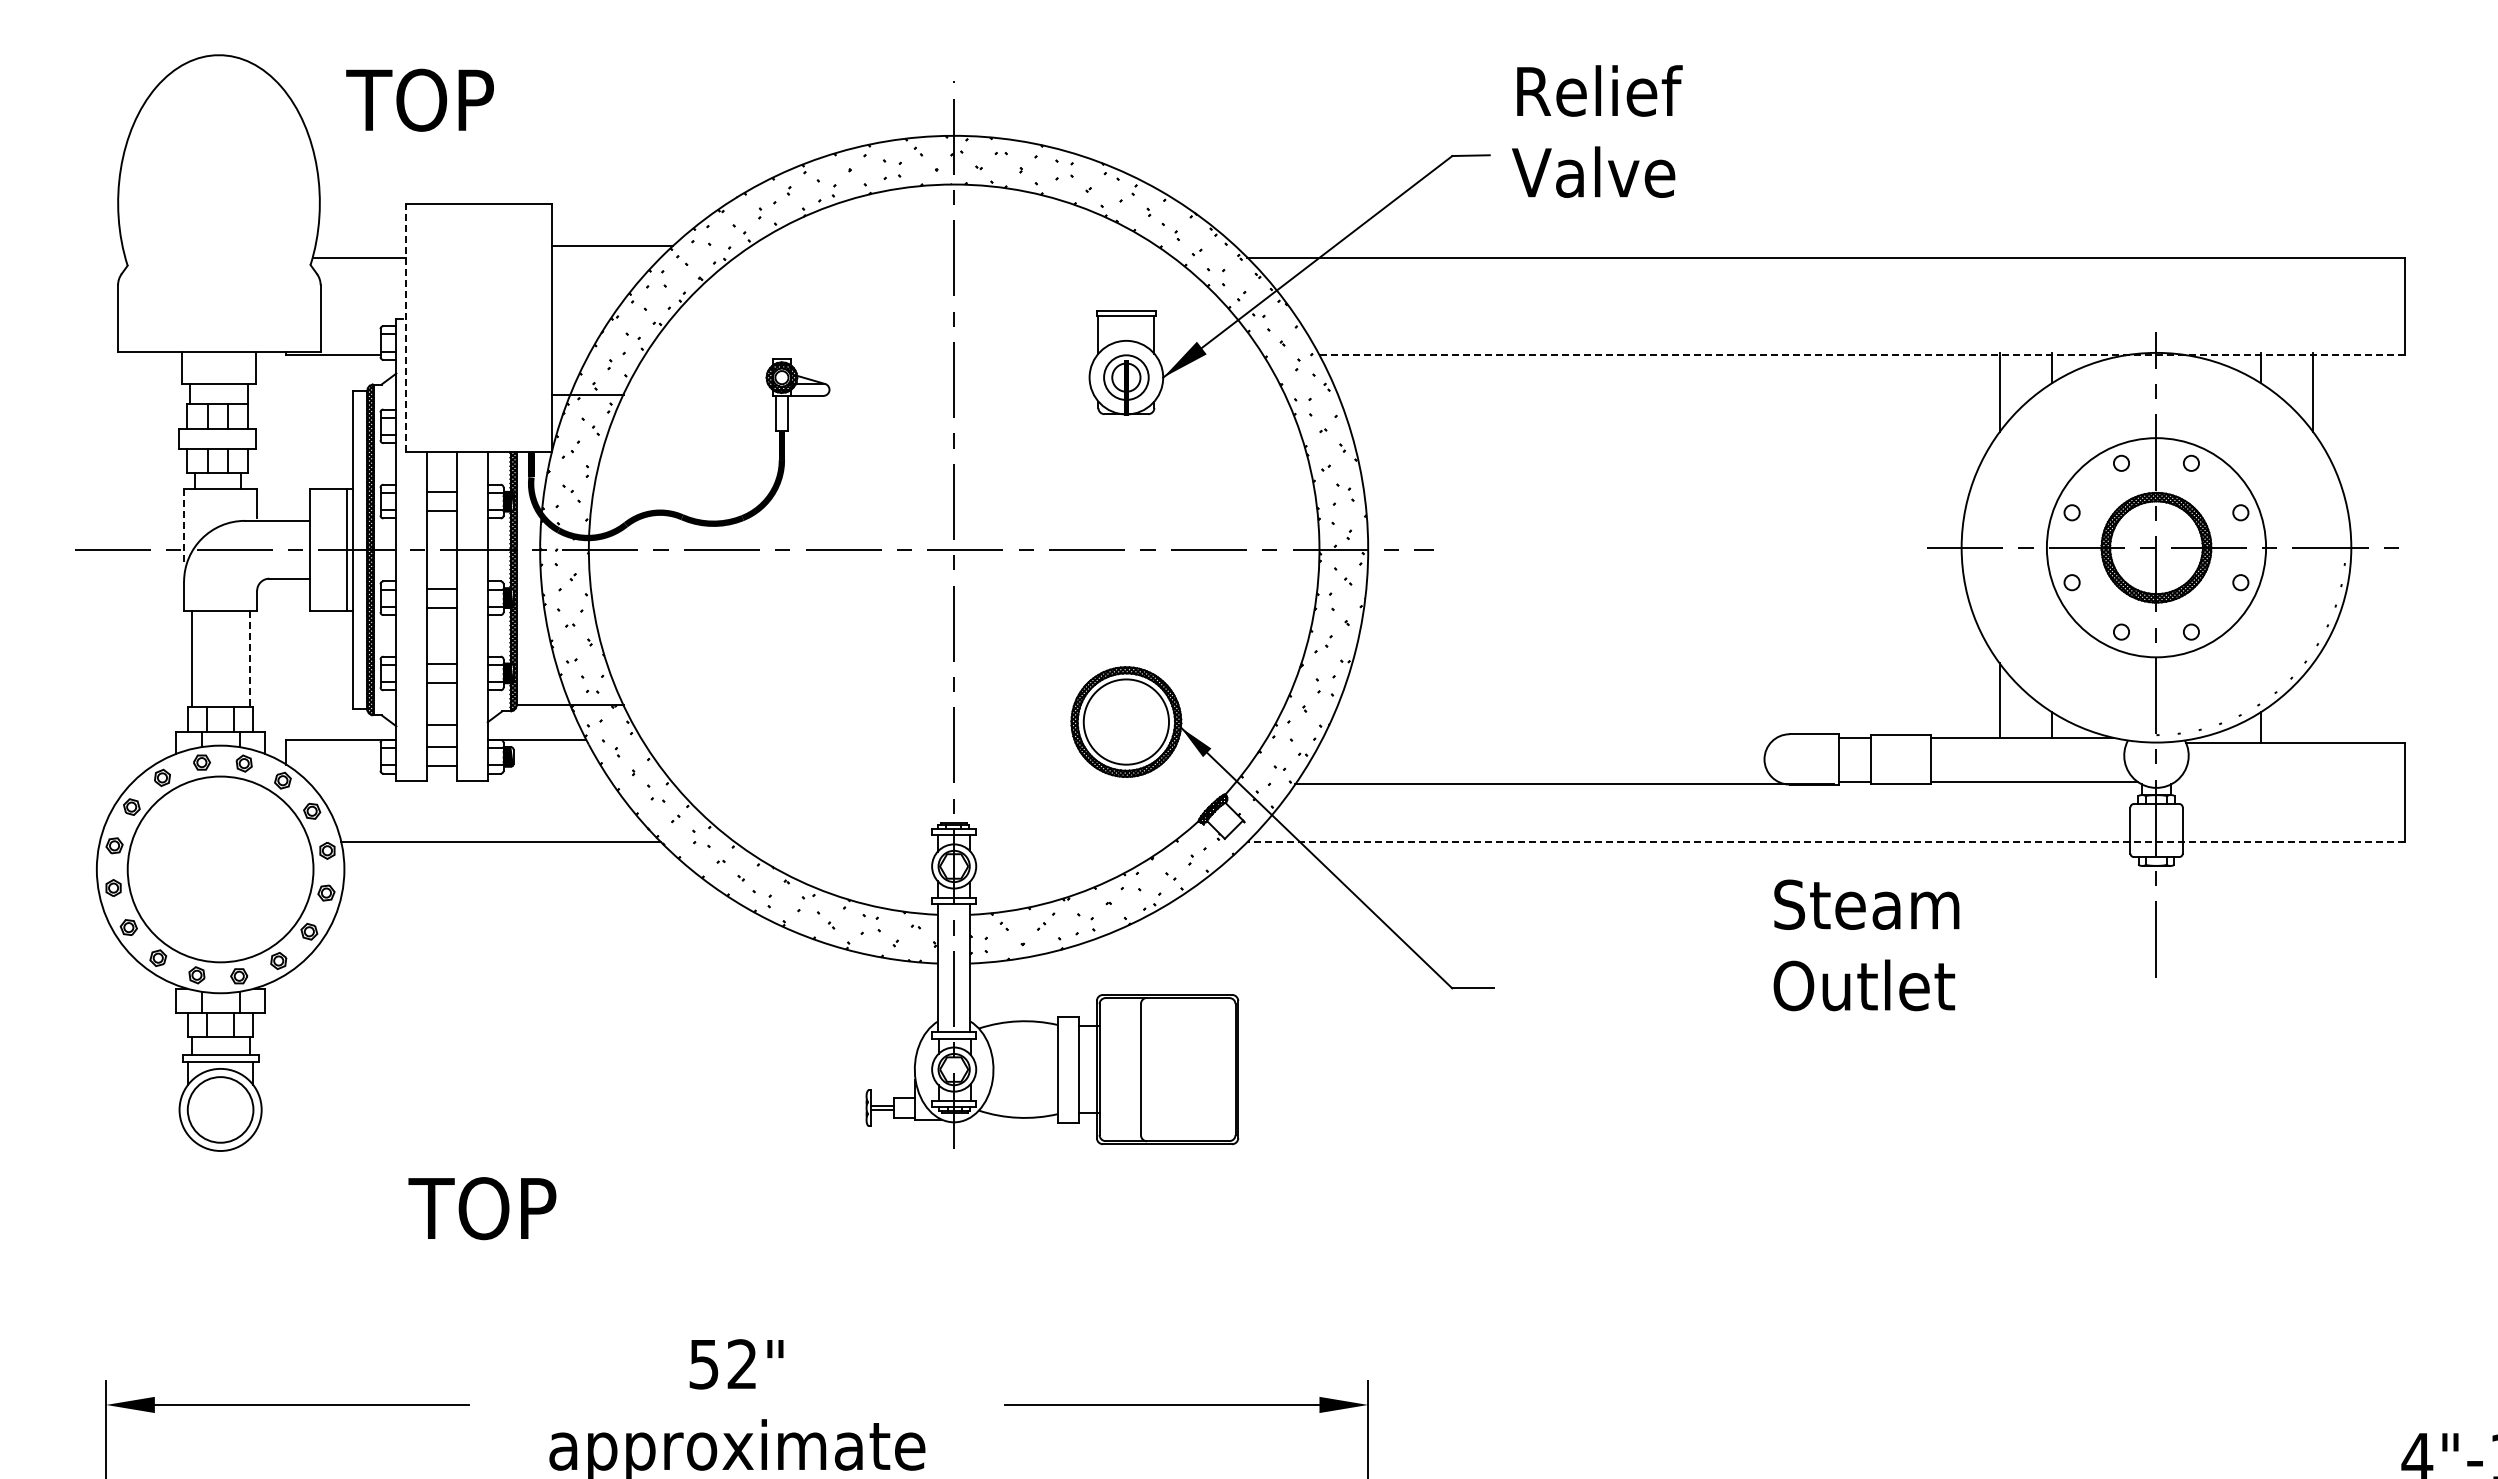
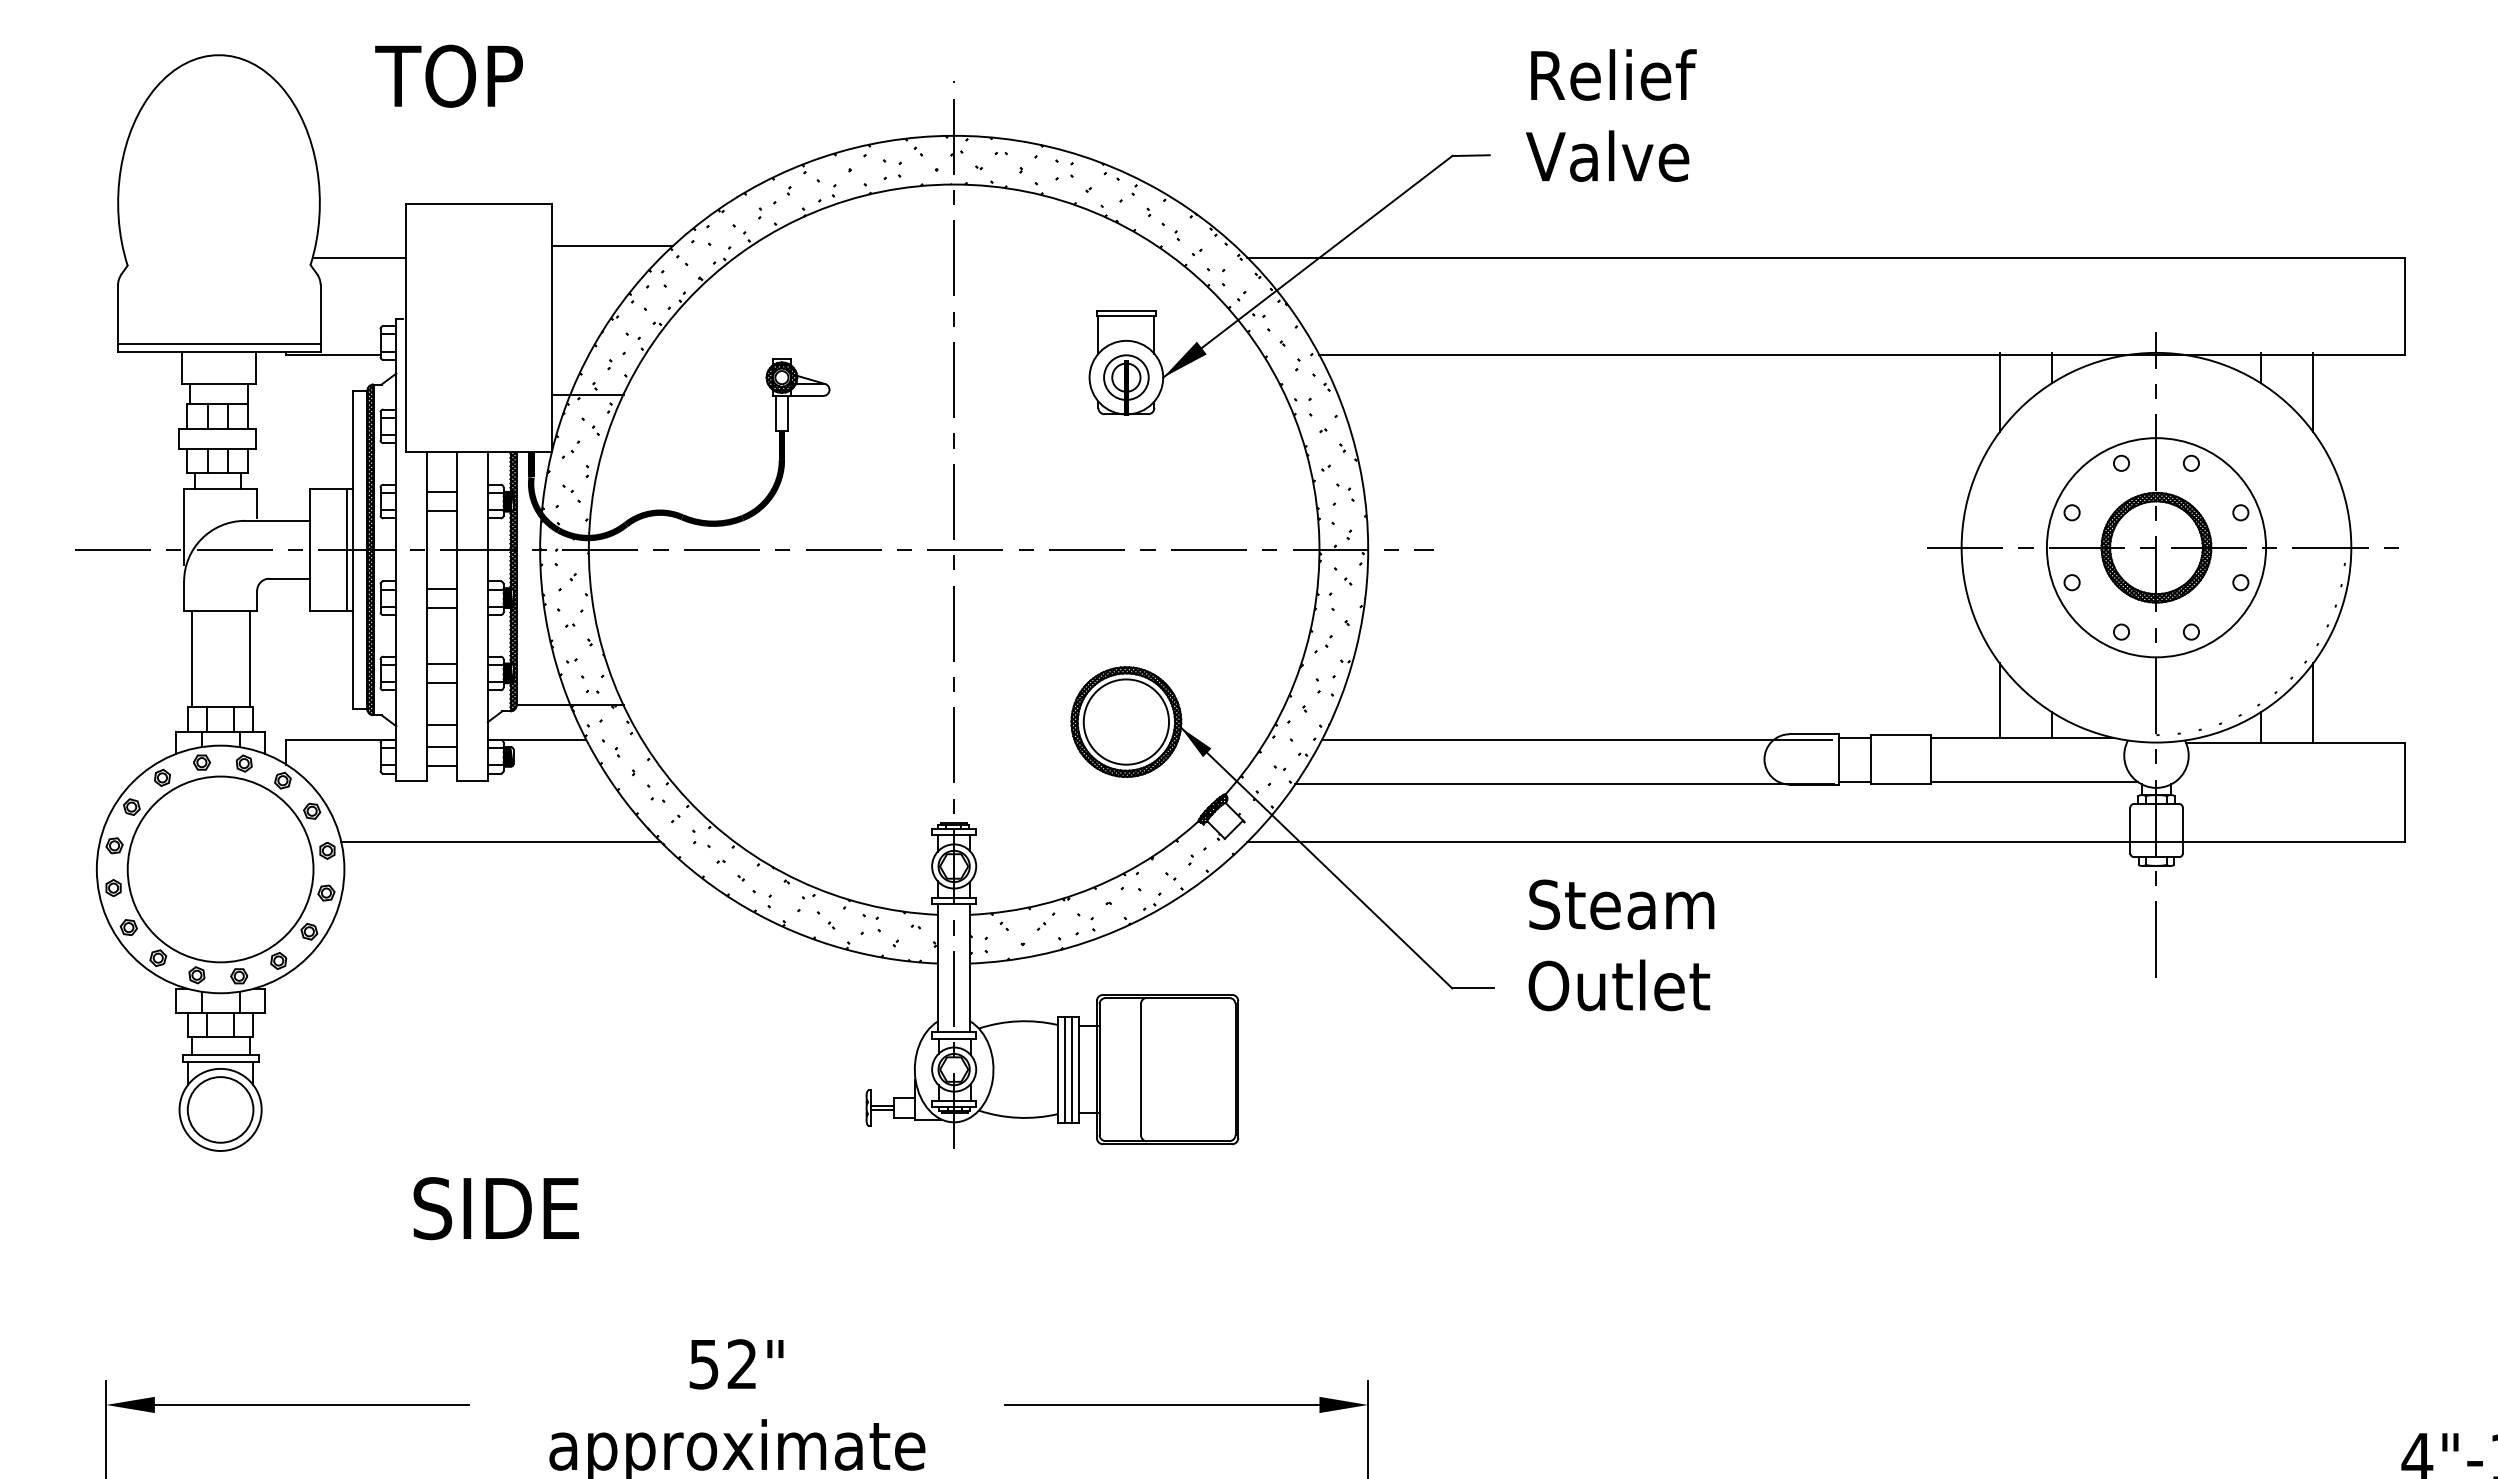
text position: (419, 99) -> (448, 75) (448, 75)
text position: (1597, 131) -> (1611, 115) (1611, 115)
line: dashed -> solid (405, 327)
line: none -> present (219, 344)
line: dashed -> solid (1862, 355)
line: dashed -> solid (184, 526)
line: dashed -> solid (249, 659)
line: none -> present (2313, 702)
line: none -> present (1576, 739)
line: dashed -> solid (1826, 842)
text position: (1866, 945) -> (1621, 945) (1621, 945)
line: none -> present (1064, 1069)
line: none -> present (1072, 1069)
text: TOP -> SIDE (493, 1208)
